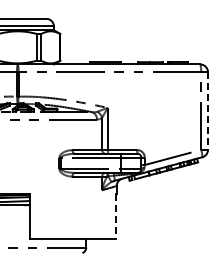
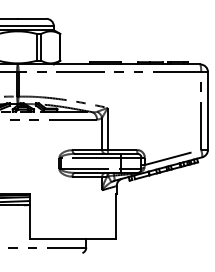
line: dashed -> solid (207, 111)
line: dashed -> solid (115, 216)
